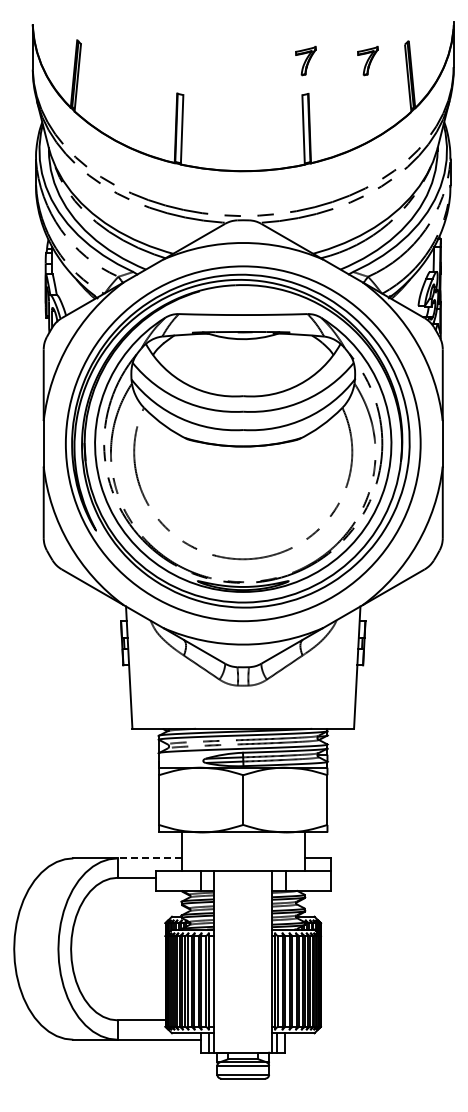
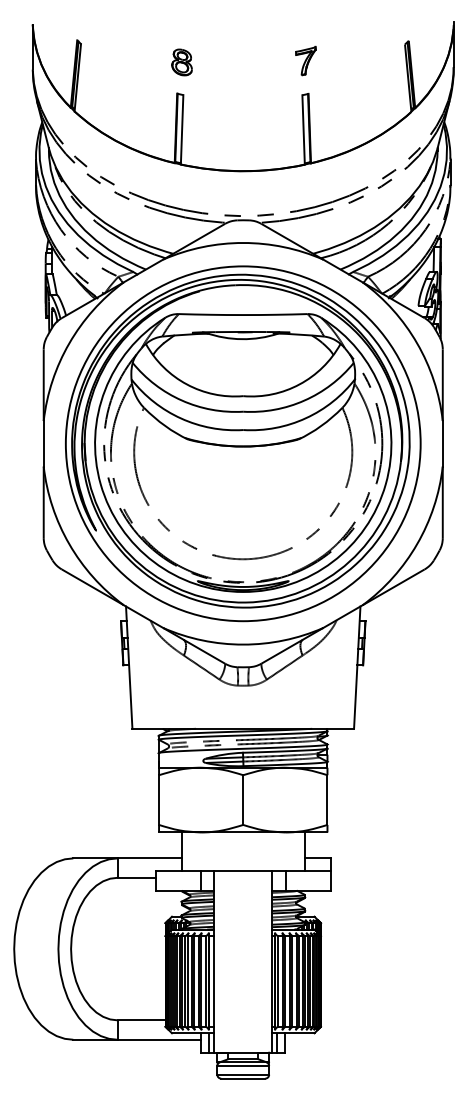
part: present -> none (367, 60)
part: none -> present (181, 62)
line: dashed -> solid (149, 858)
